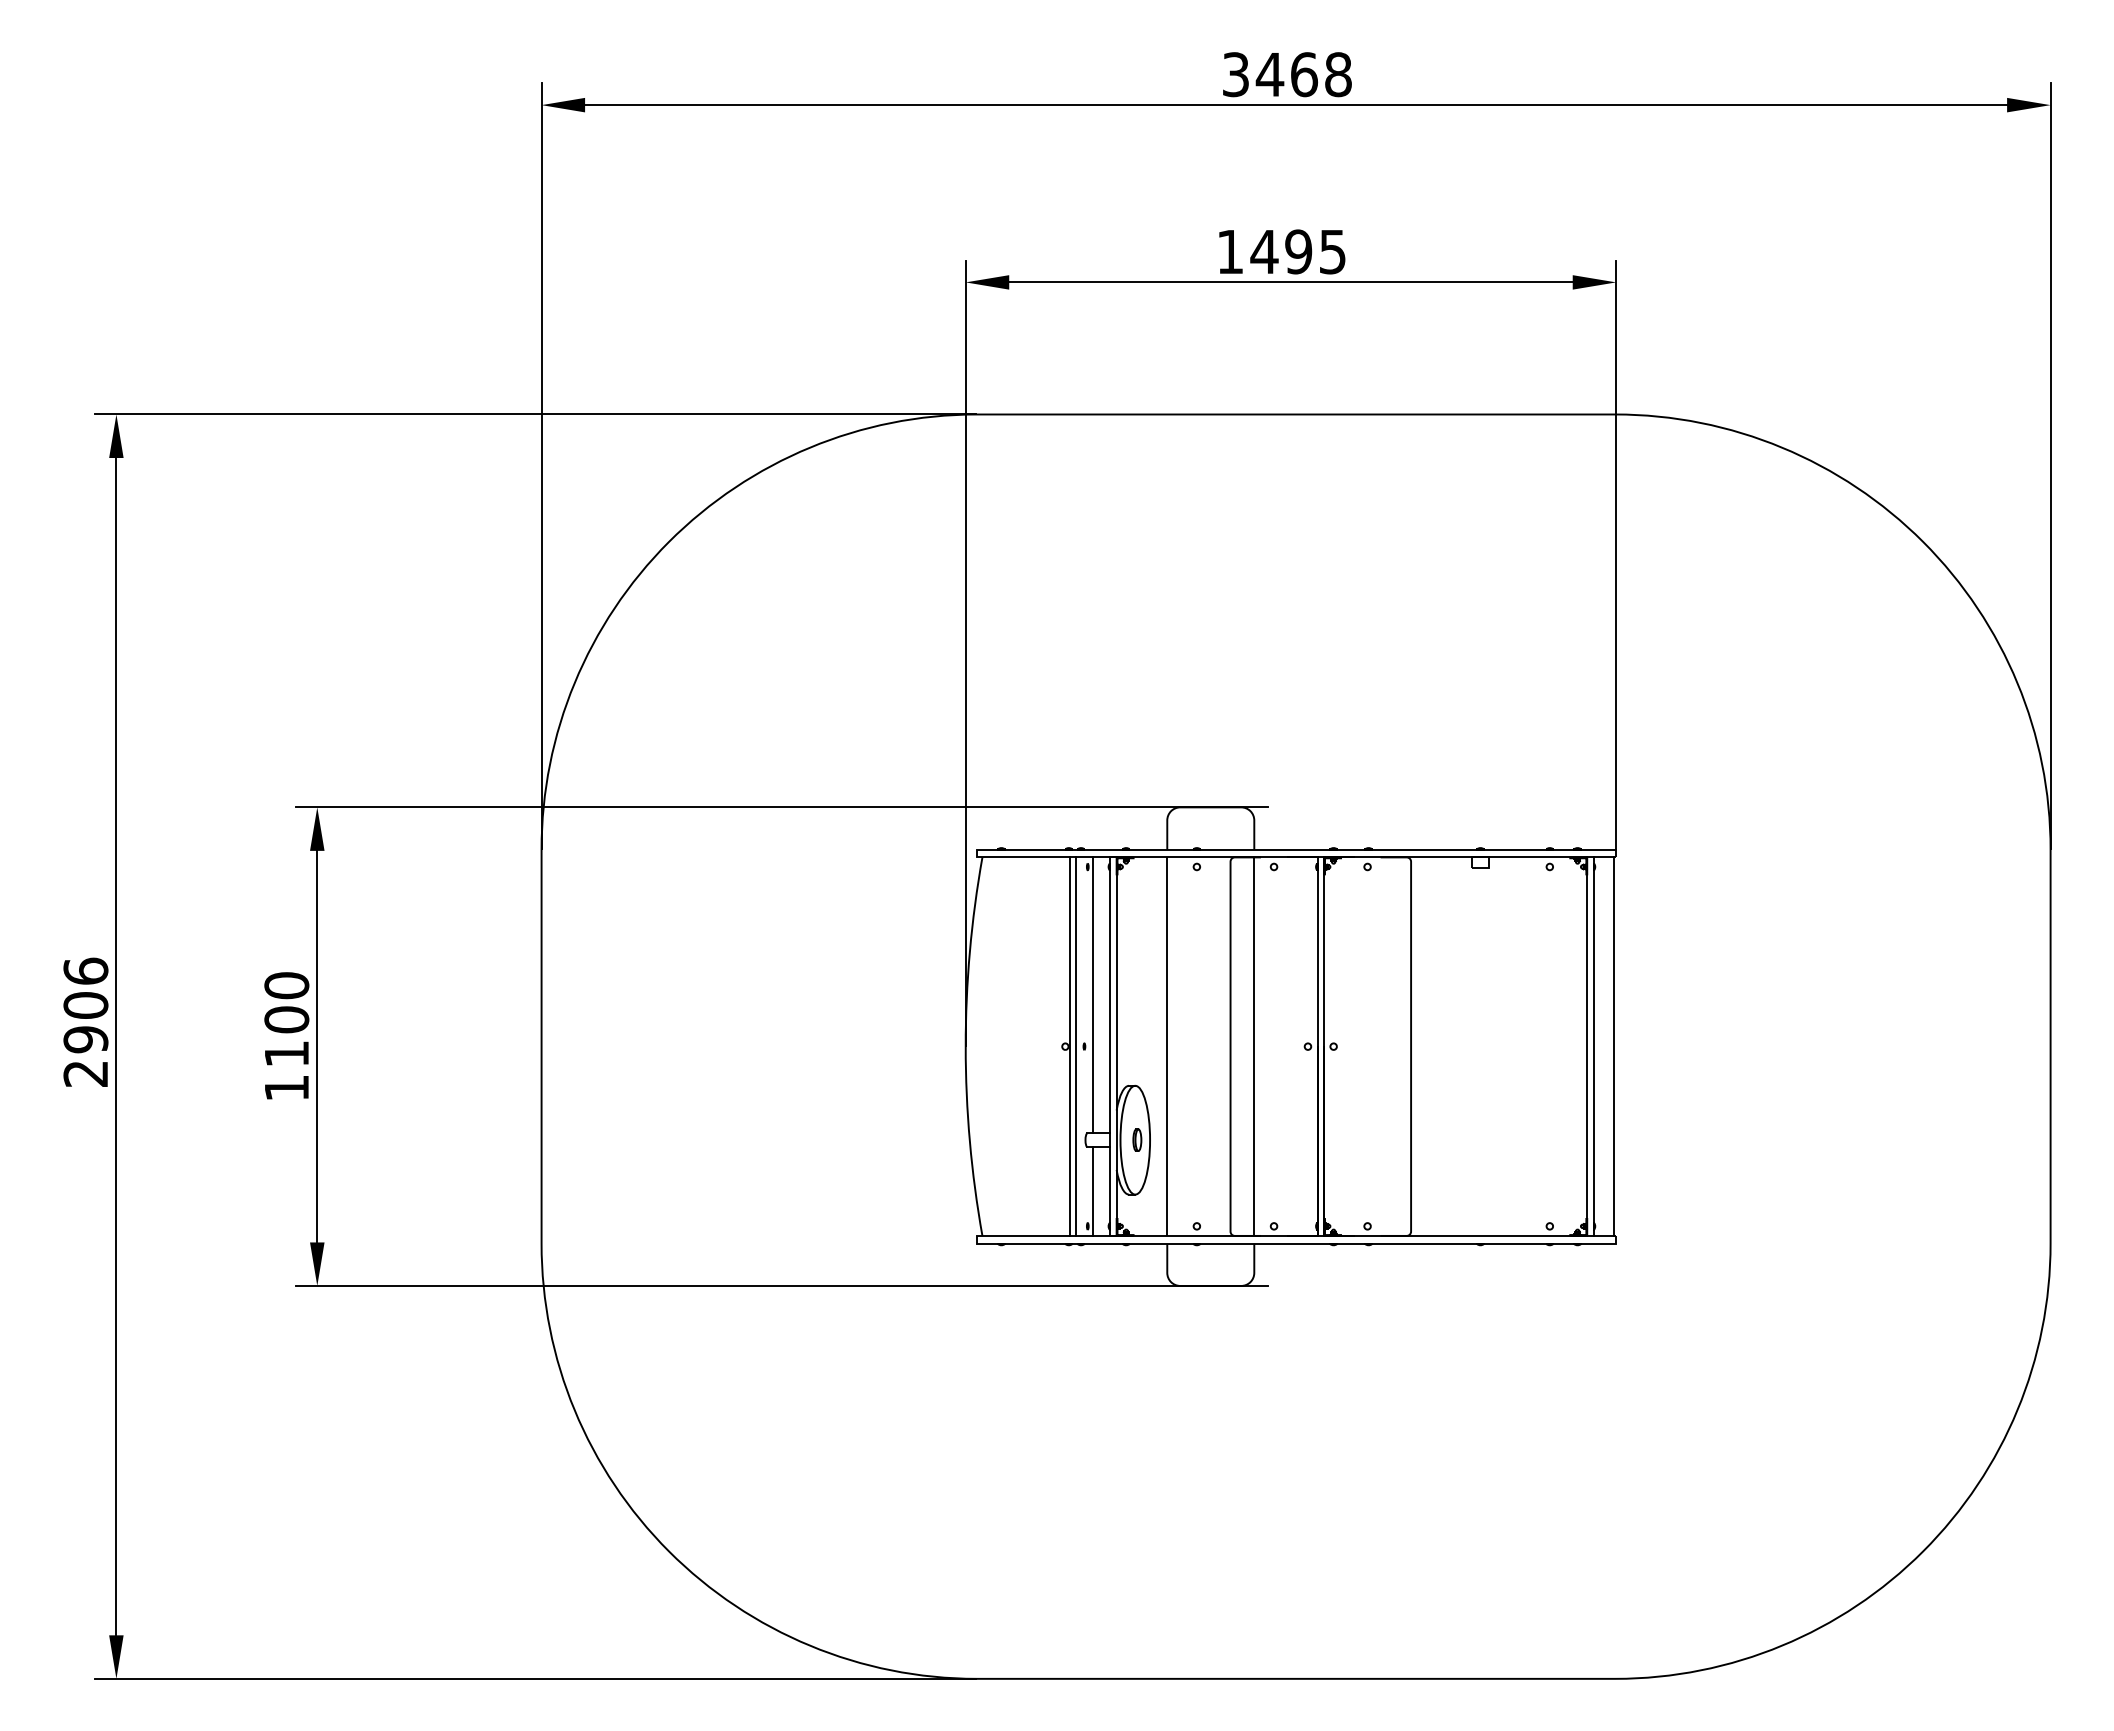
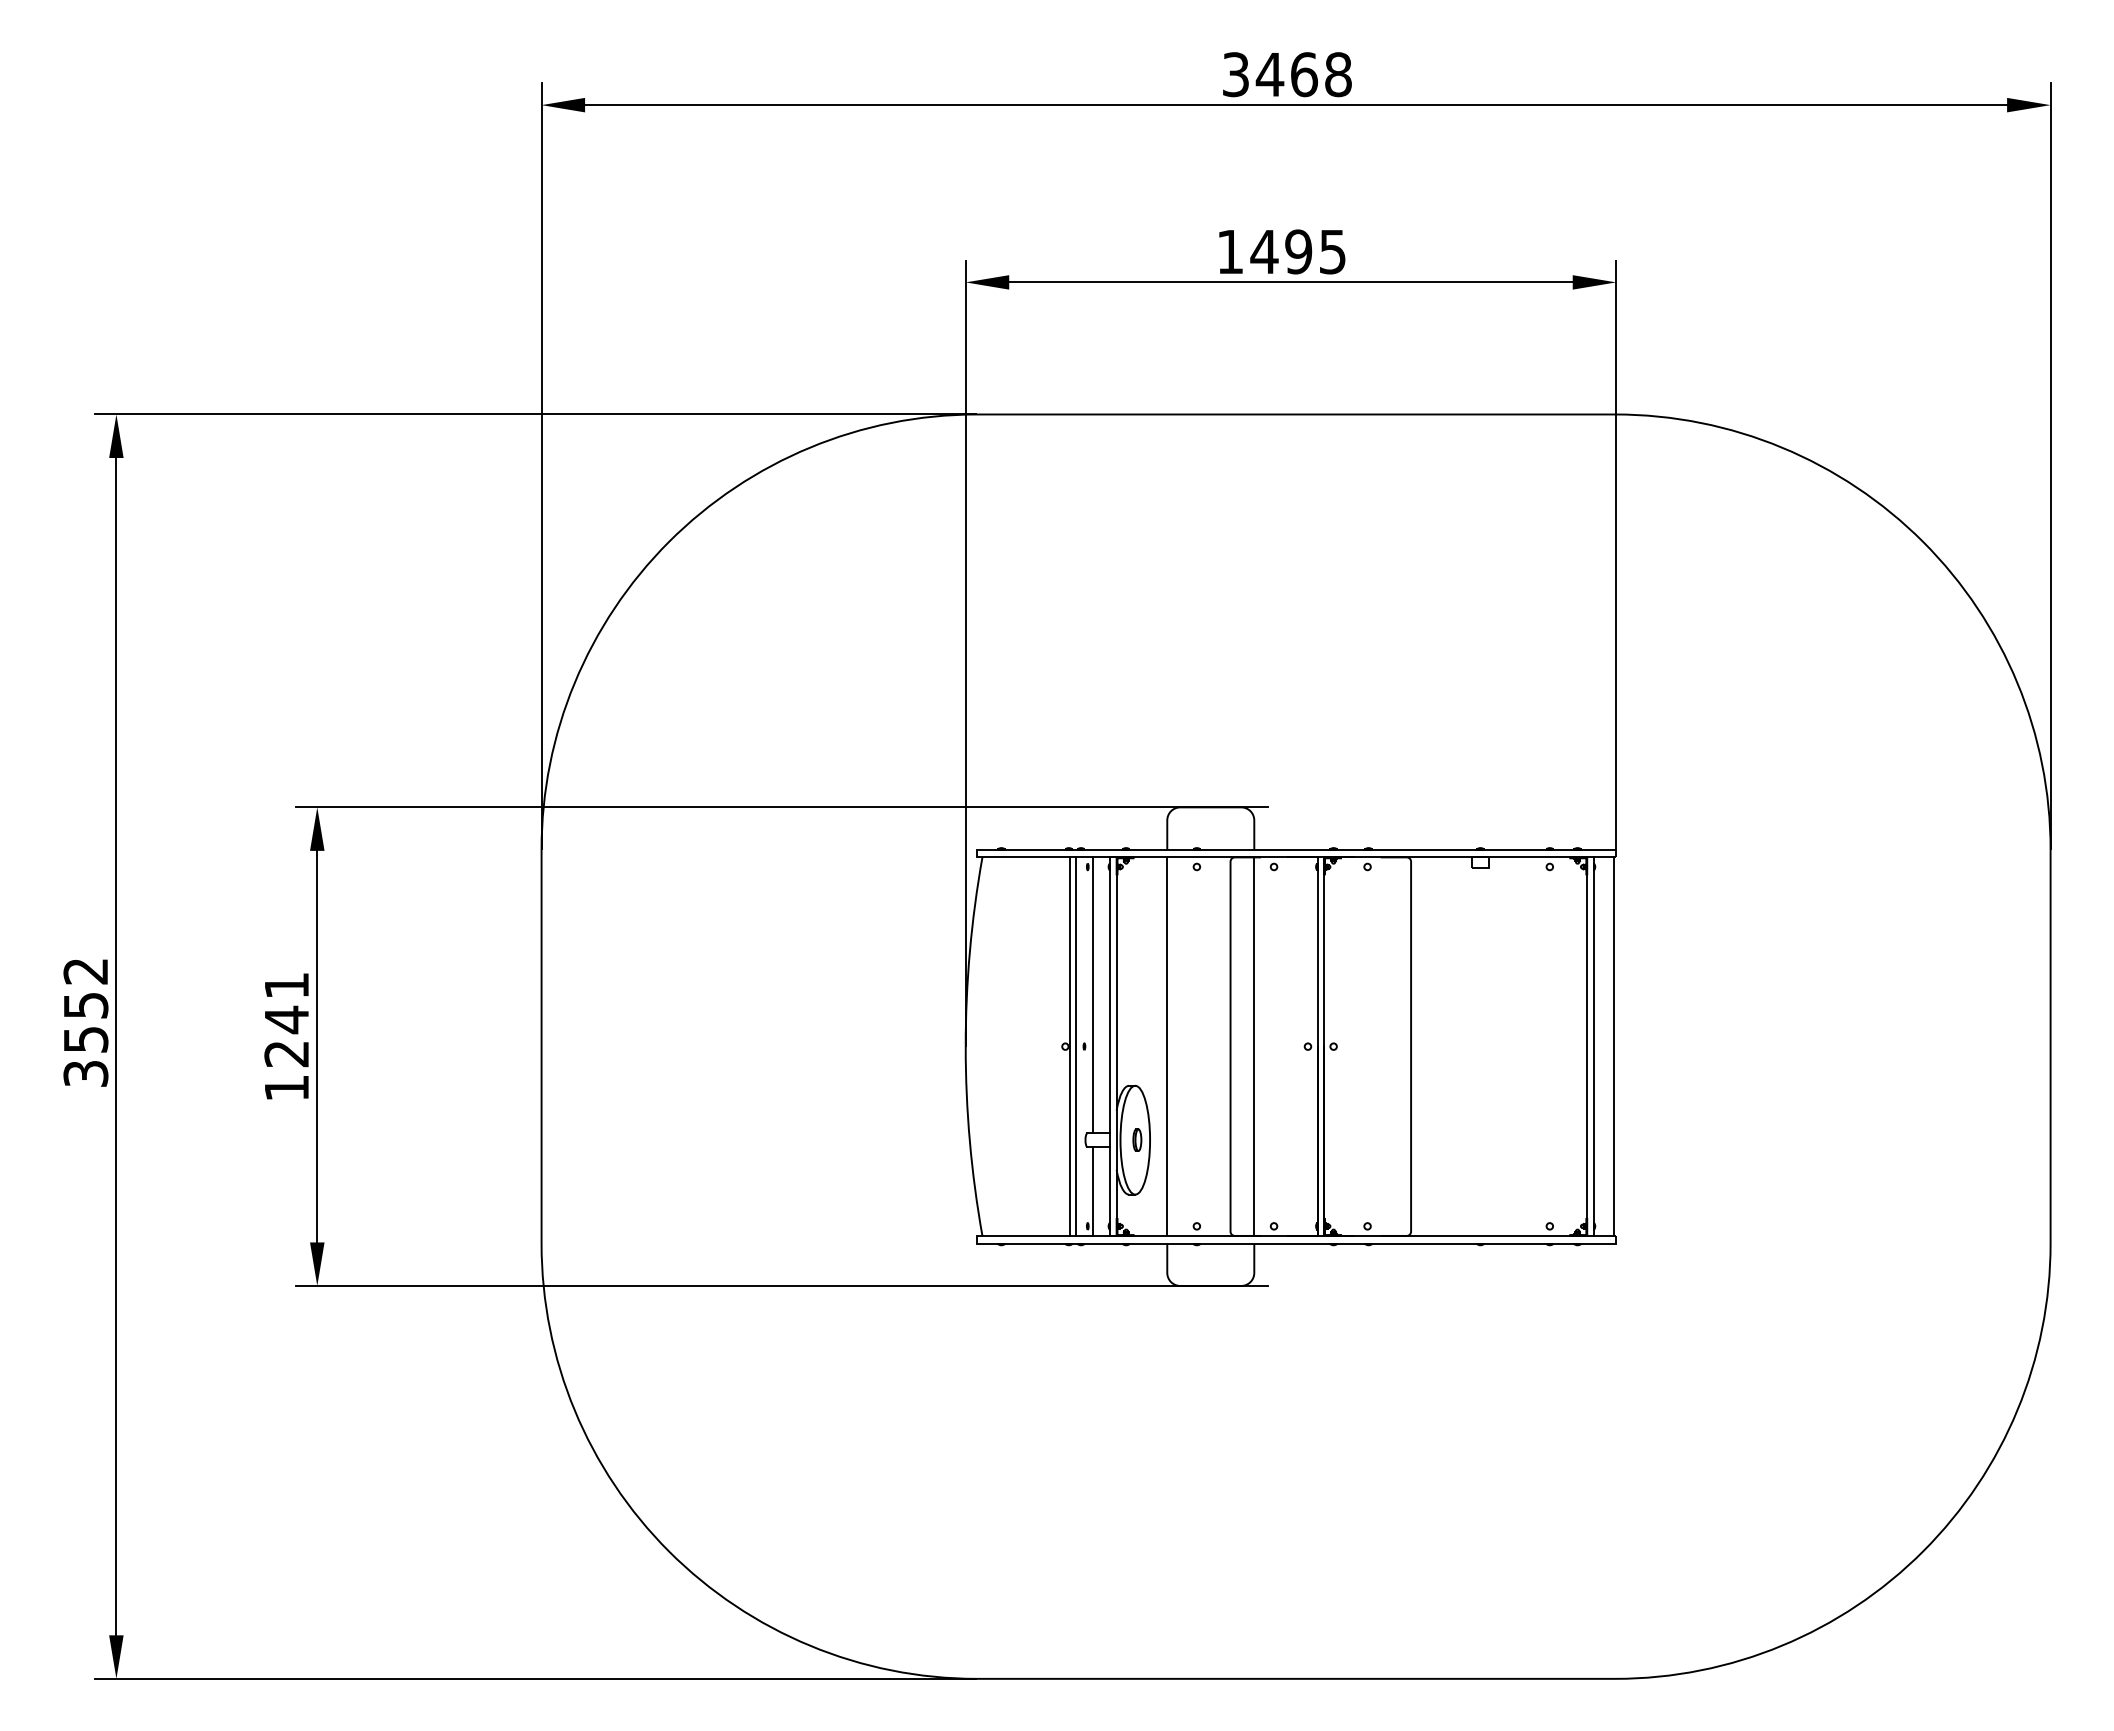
text: 1100 -> 1241 (286, 1019)
text: 2906 -> 3552 (85, 1021)
